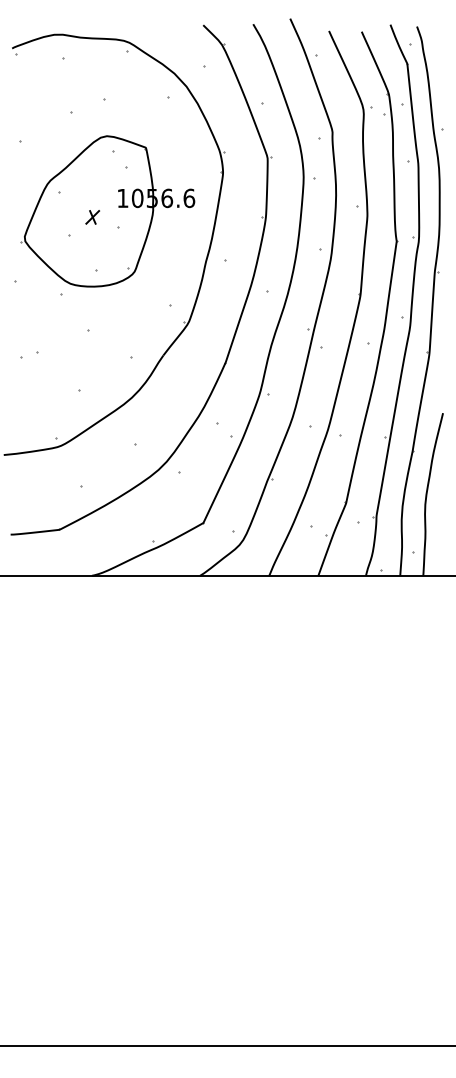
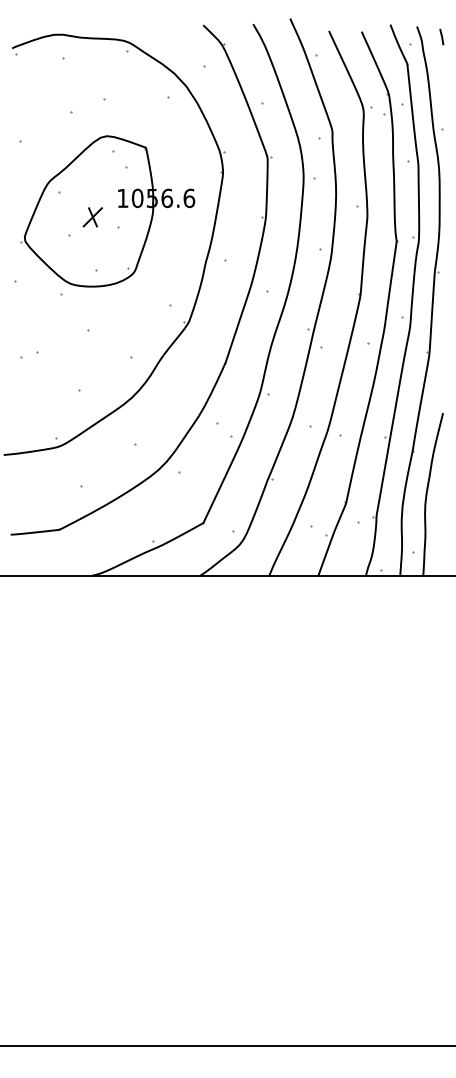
line: none -> present (441, 37)
part size: 15x15 px -> 21x21 px (92, 217)
